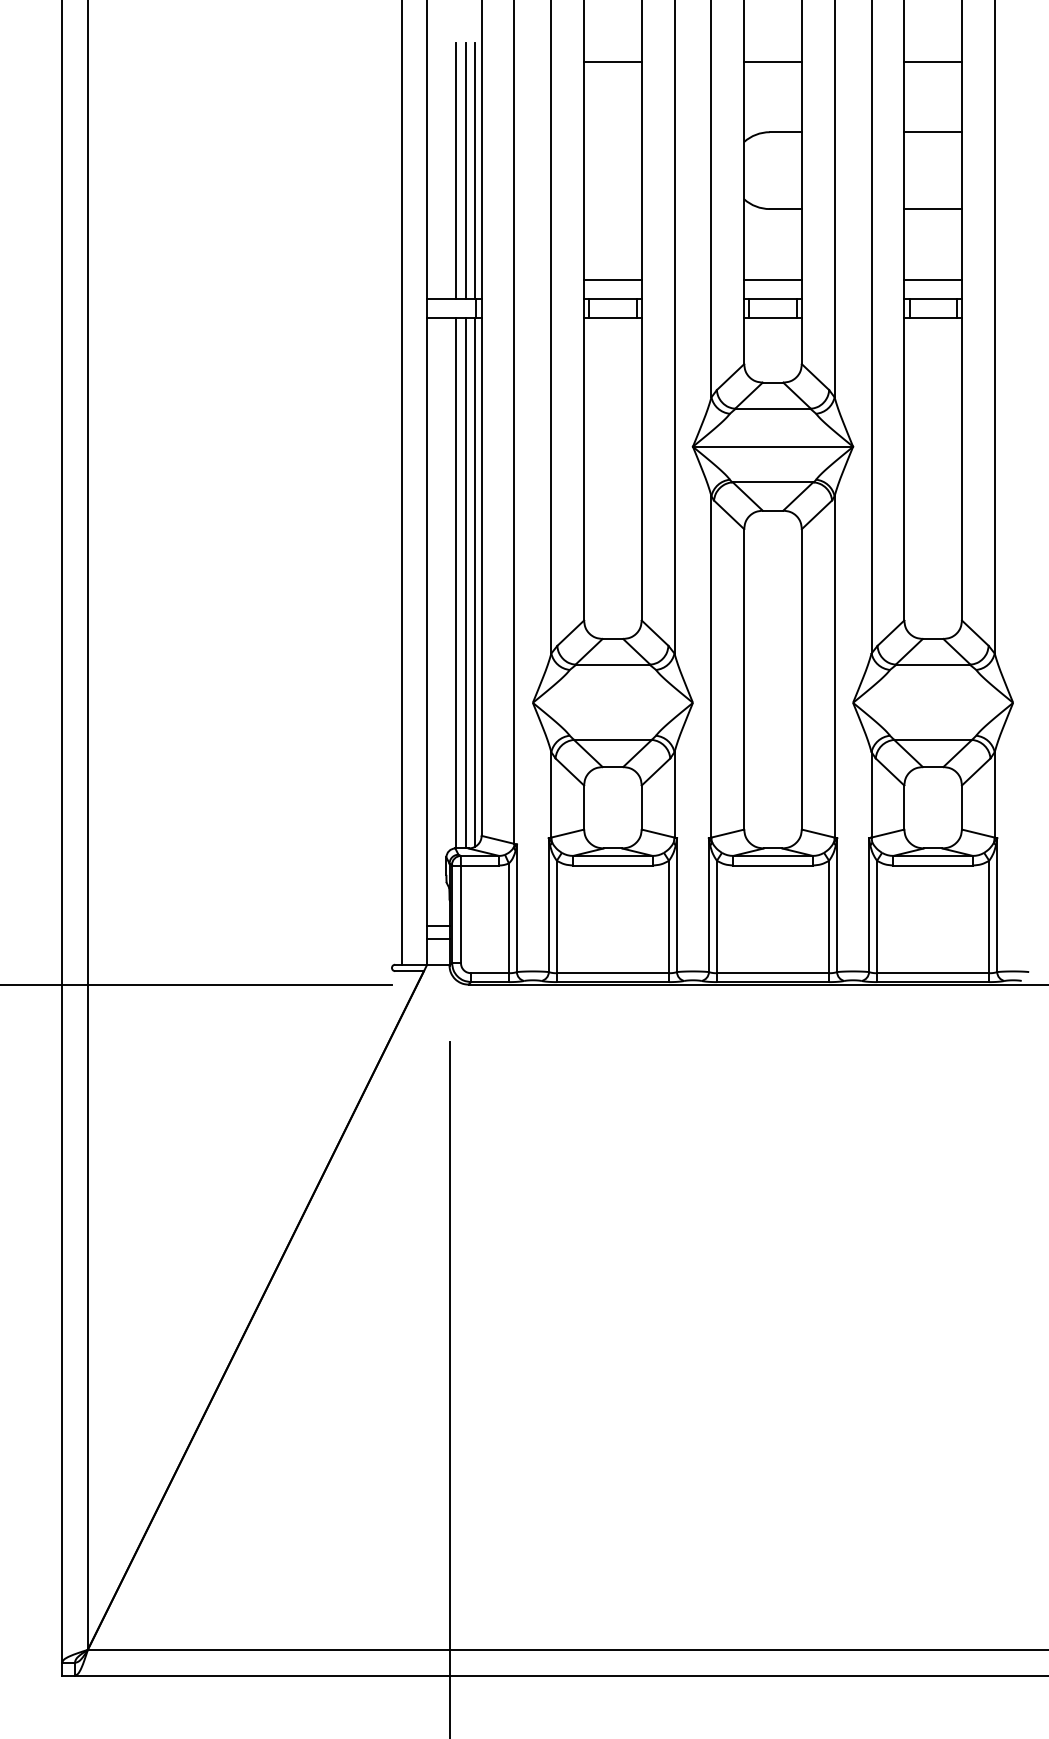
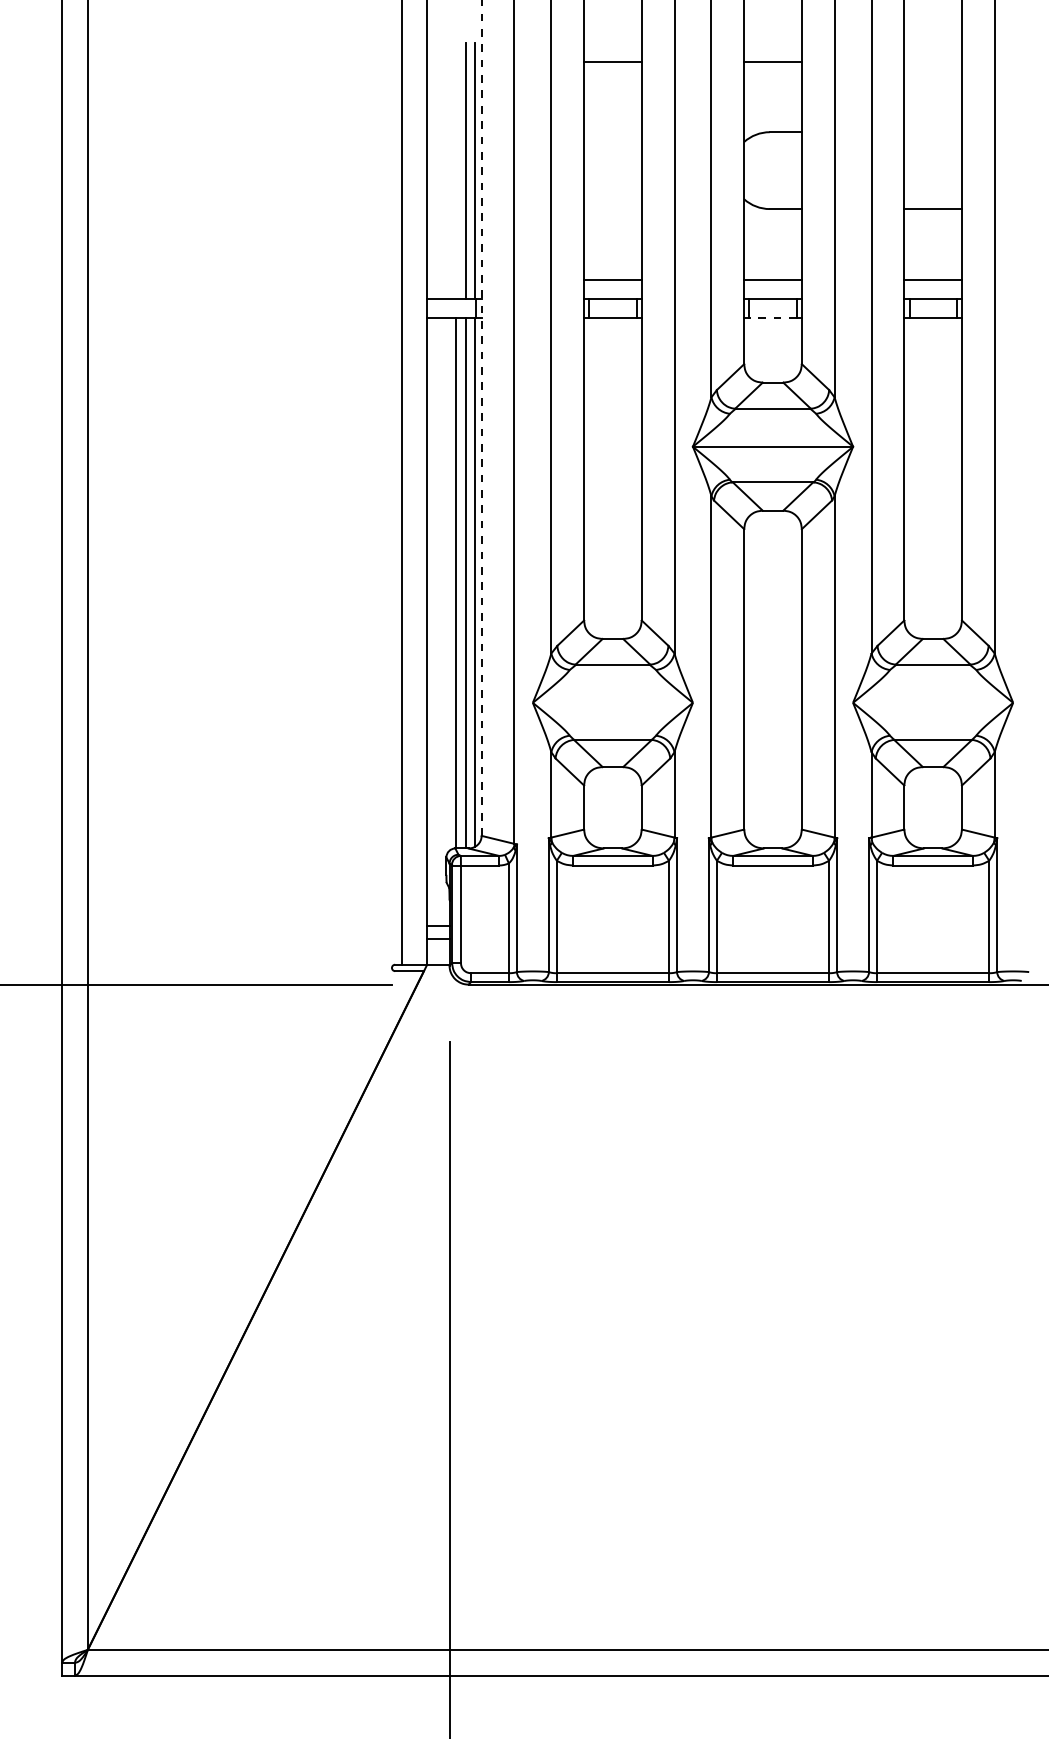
line: present -> none (932, 61)
line: present -> none (932, 132)
line: present -> none (456, 170)
line: solid -> dashed (773, 317)
line: solid -> dashed (481, 418)
